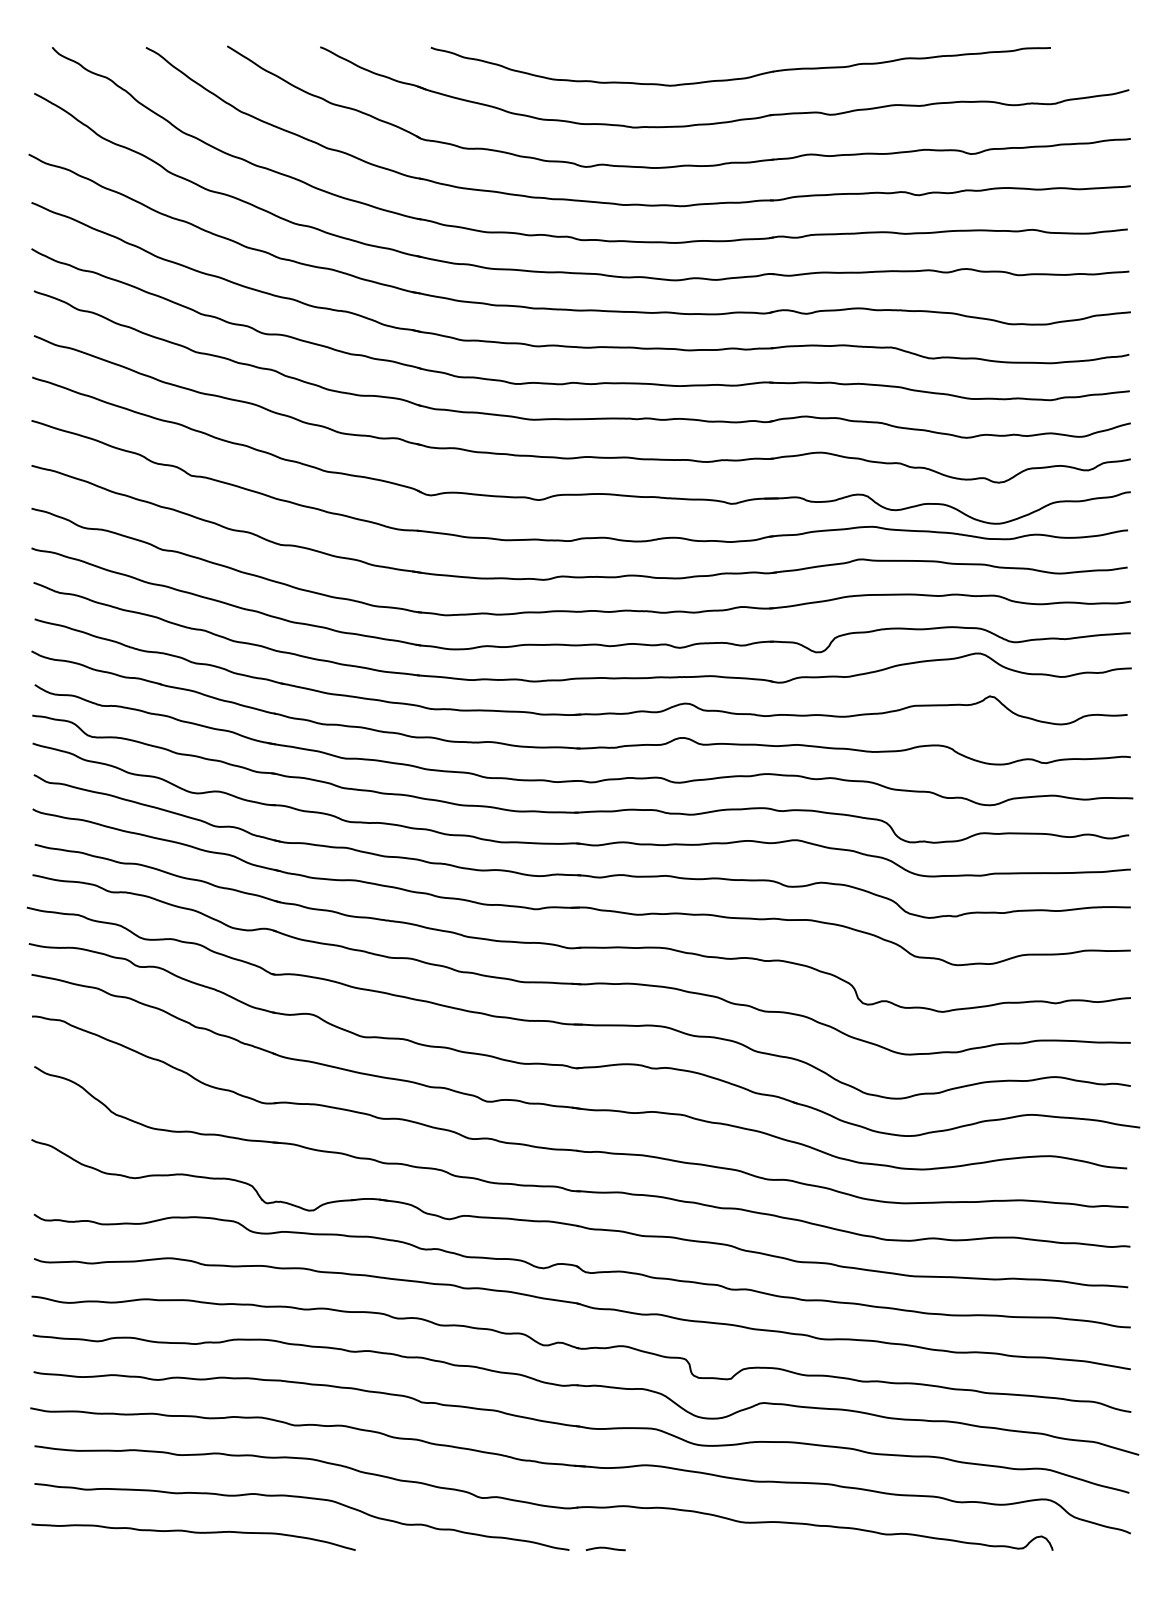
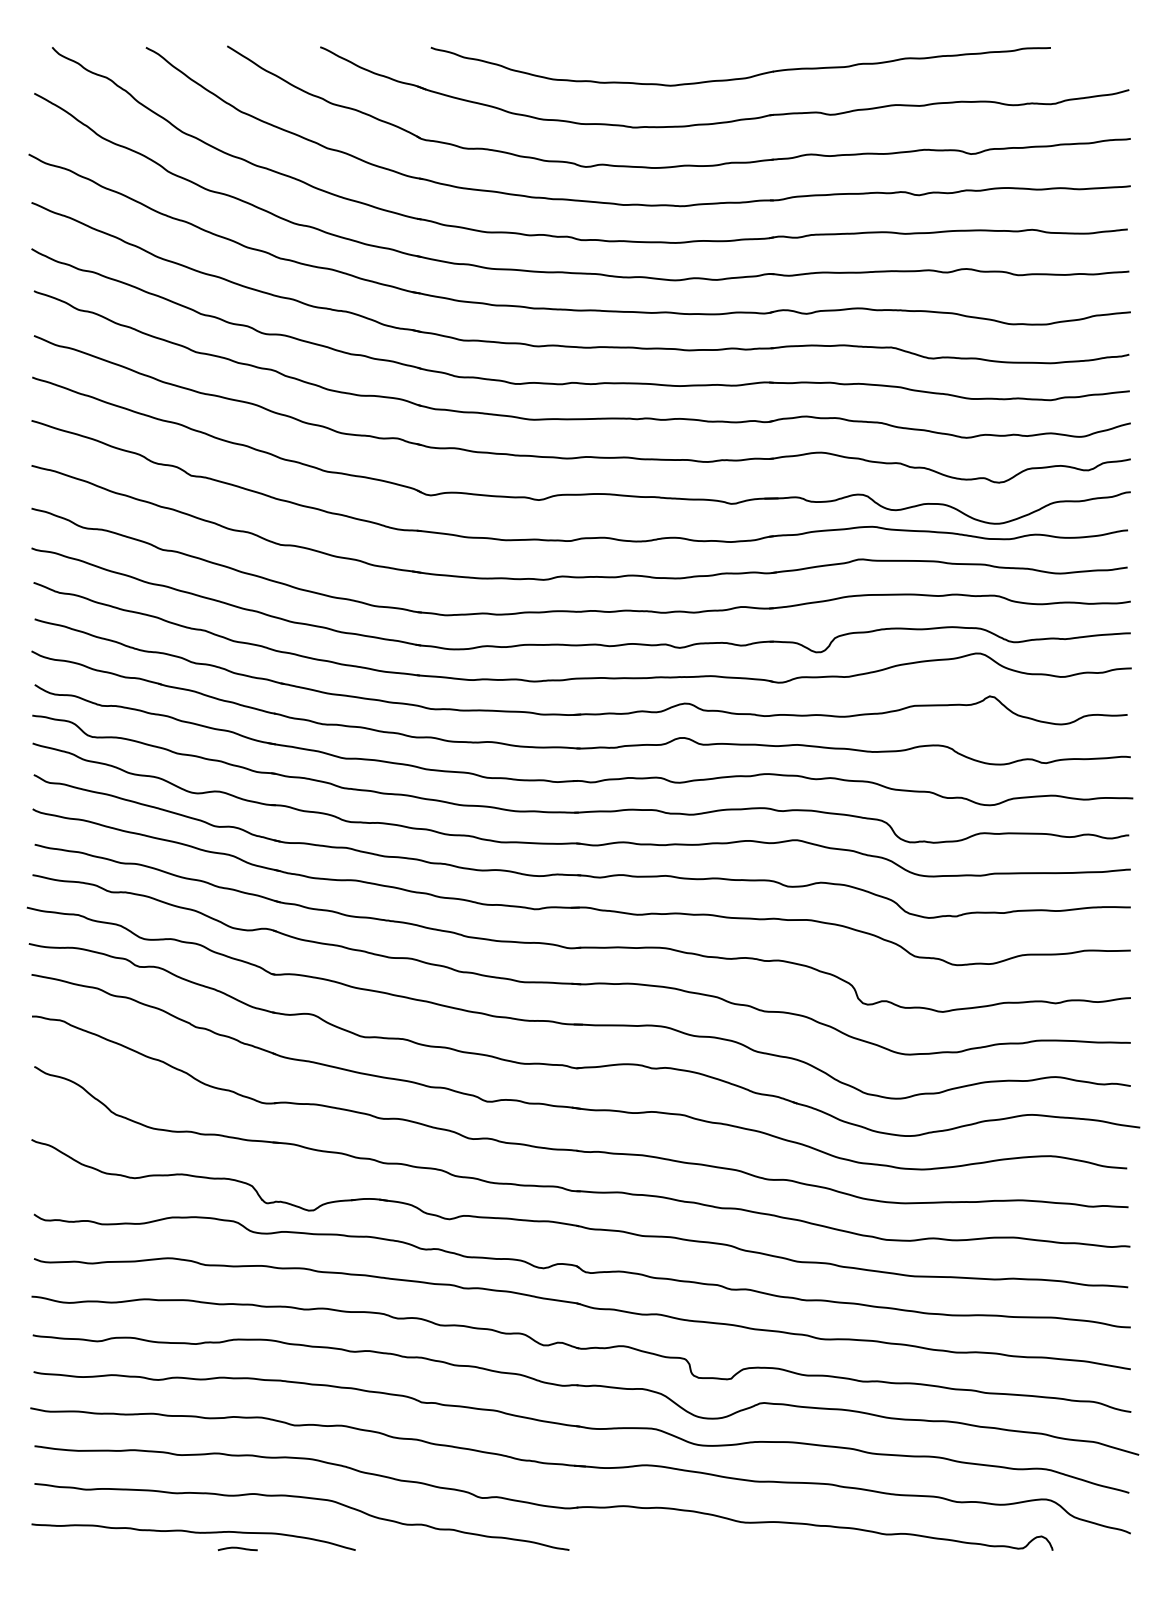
curve position: (605, 1548) -> (237, 1548) (237, 1548)
